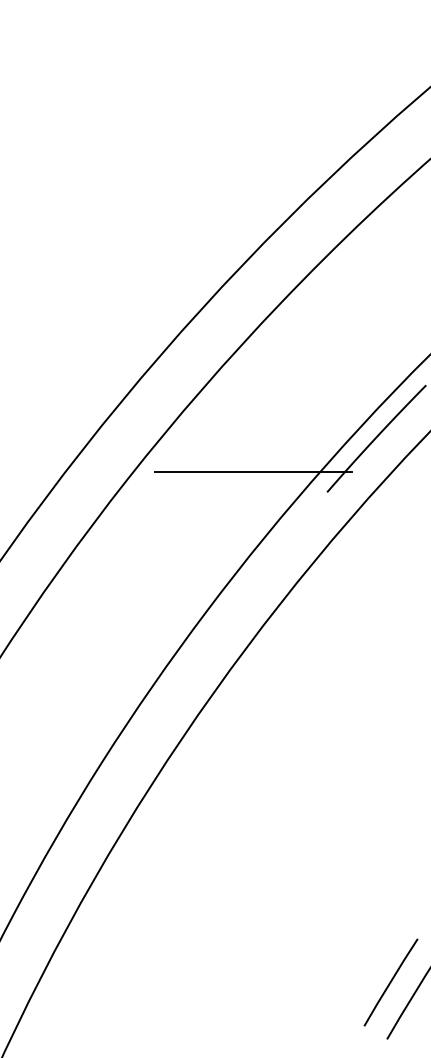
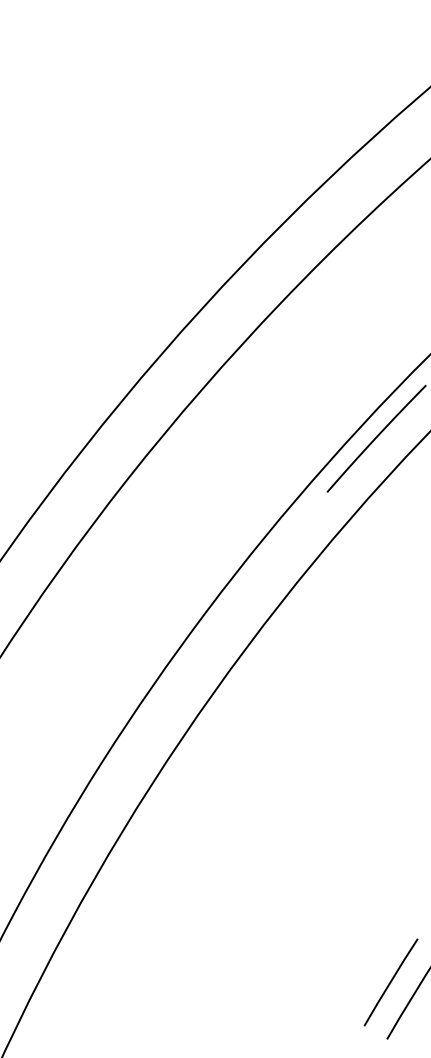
line: present -> none (253, 472)
